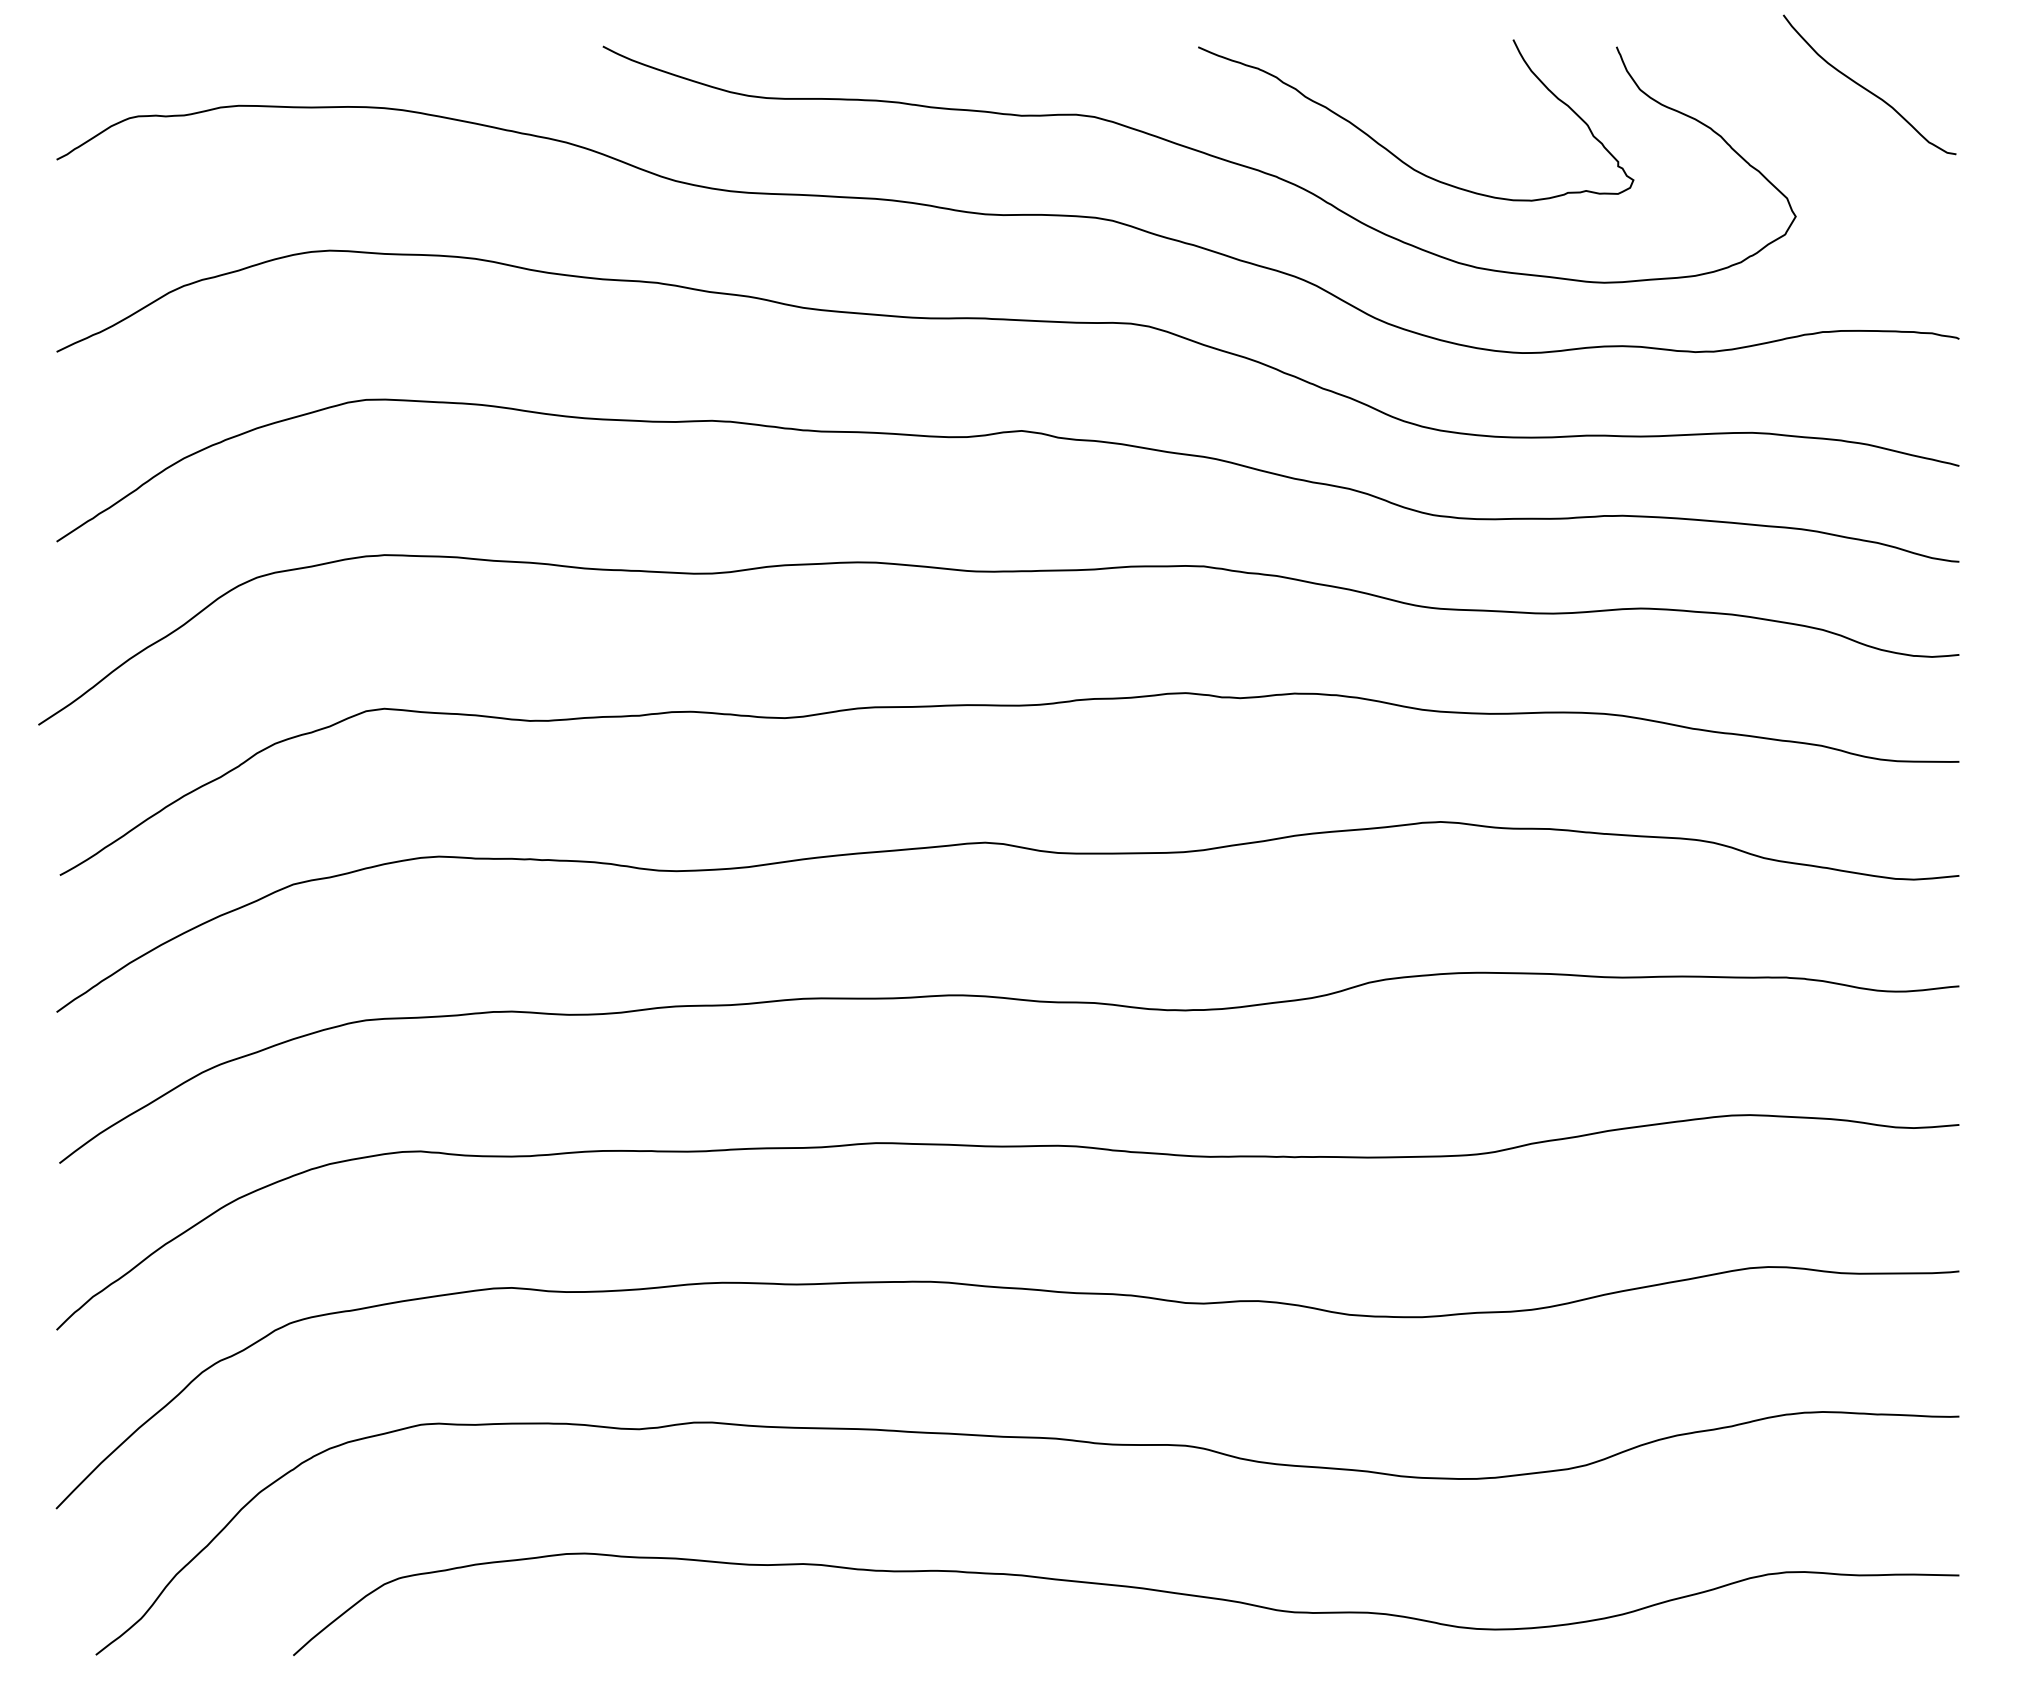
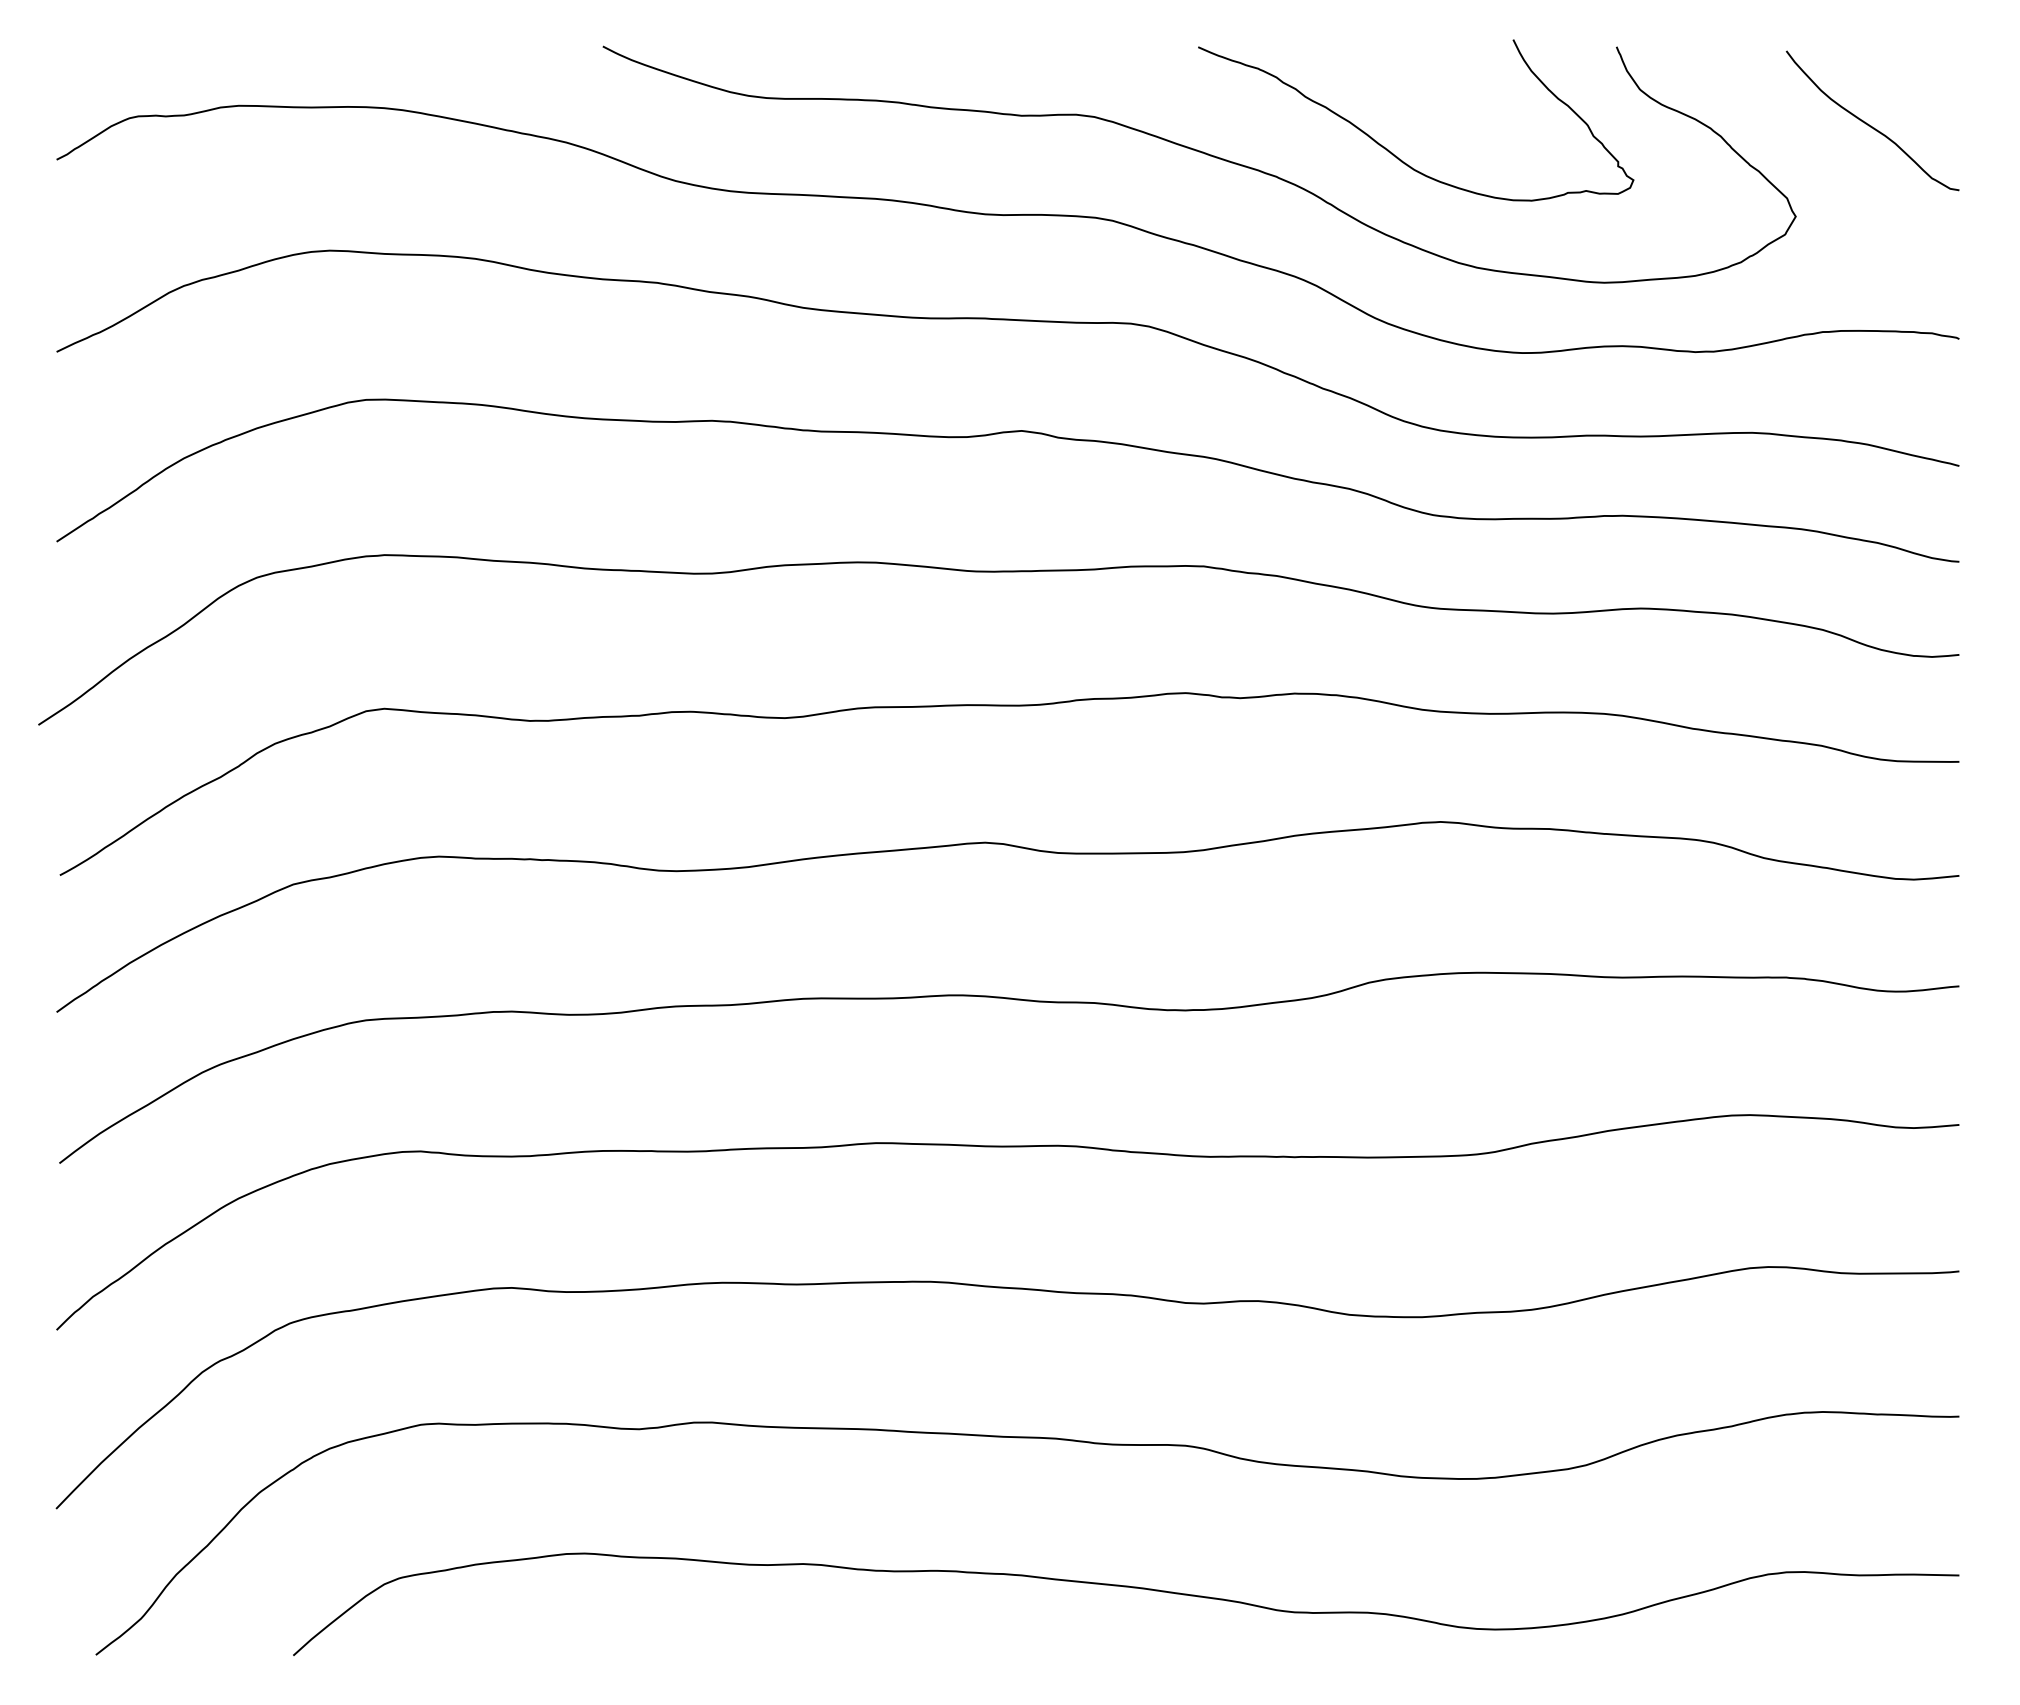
curve position: (1865, 87) -> (1868, 123) (1868, 123)
